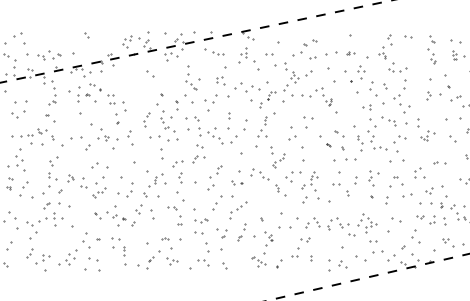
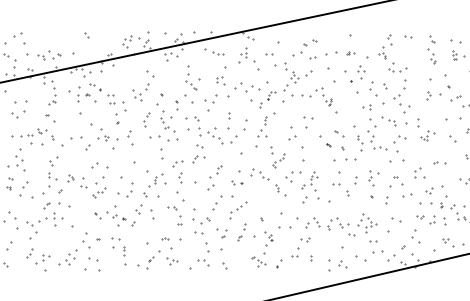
line: dashed -> solid (196, 41)
part: none -> present (140, 92)
part size: 15x6 px -> 19x8 px (201, 220)
line: dashed -> solid (368, 277)
